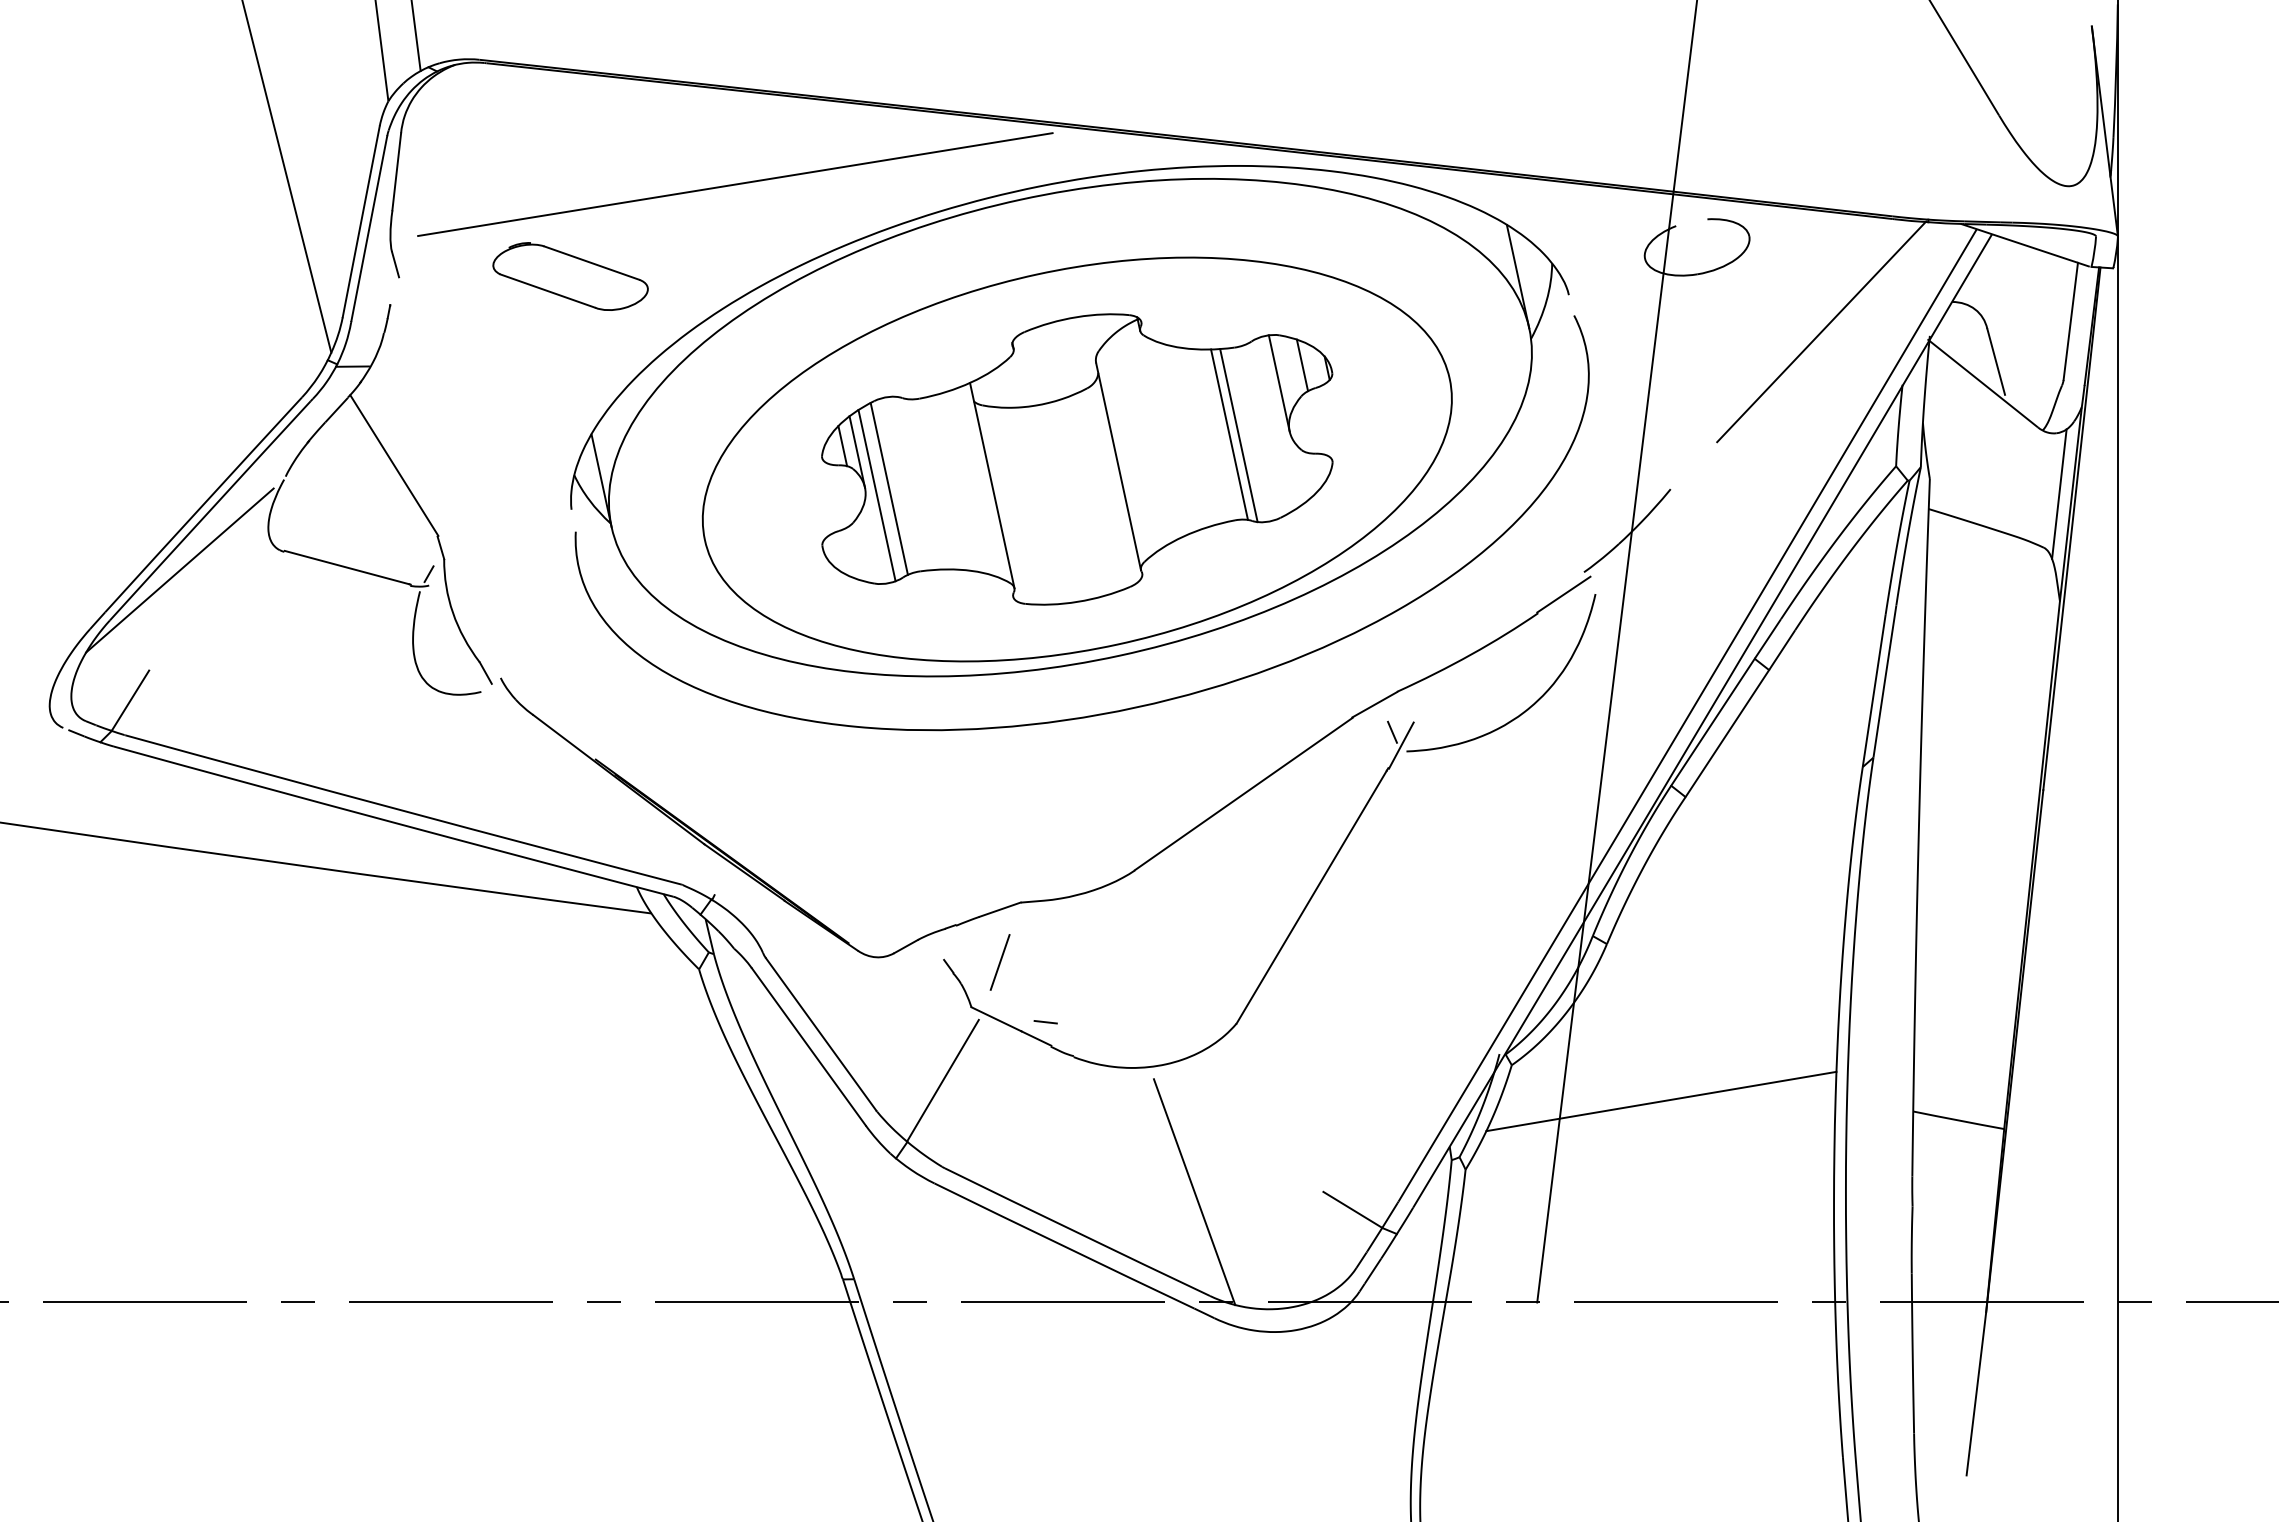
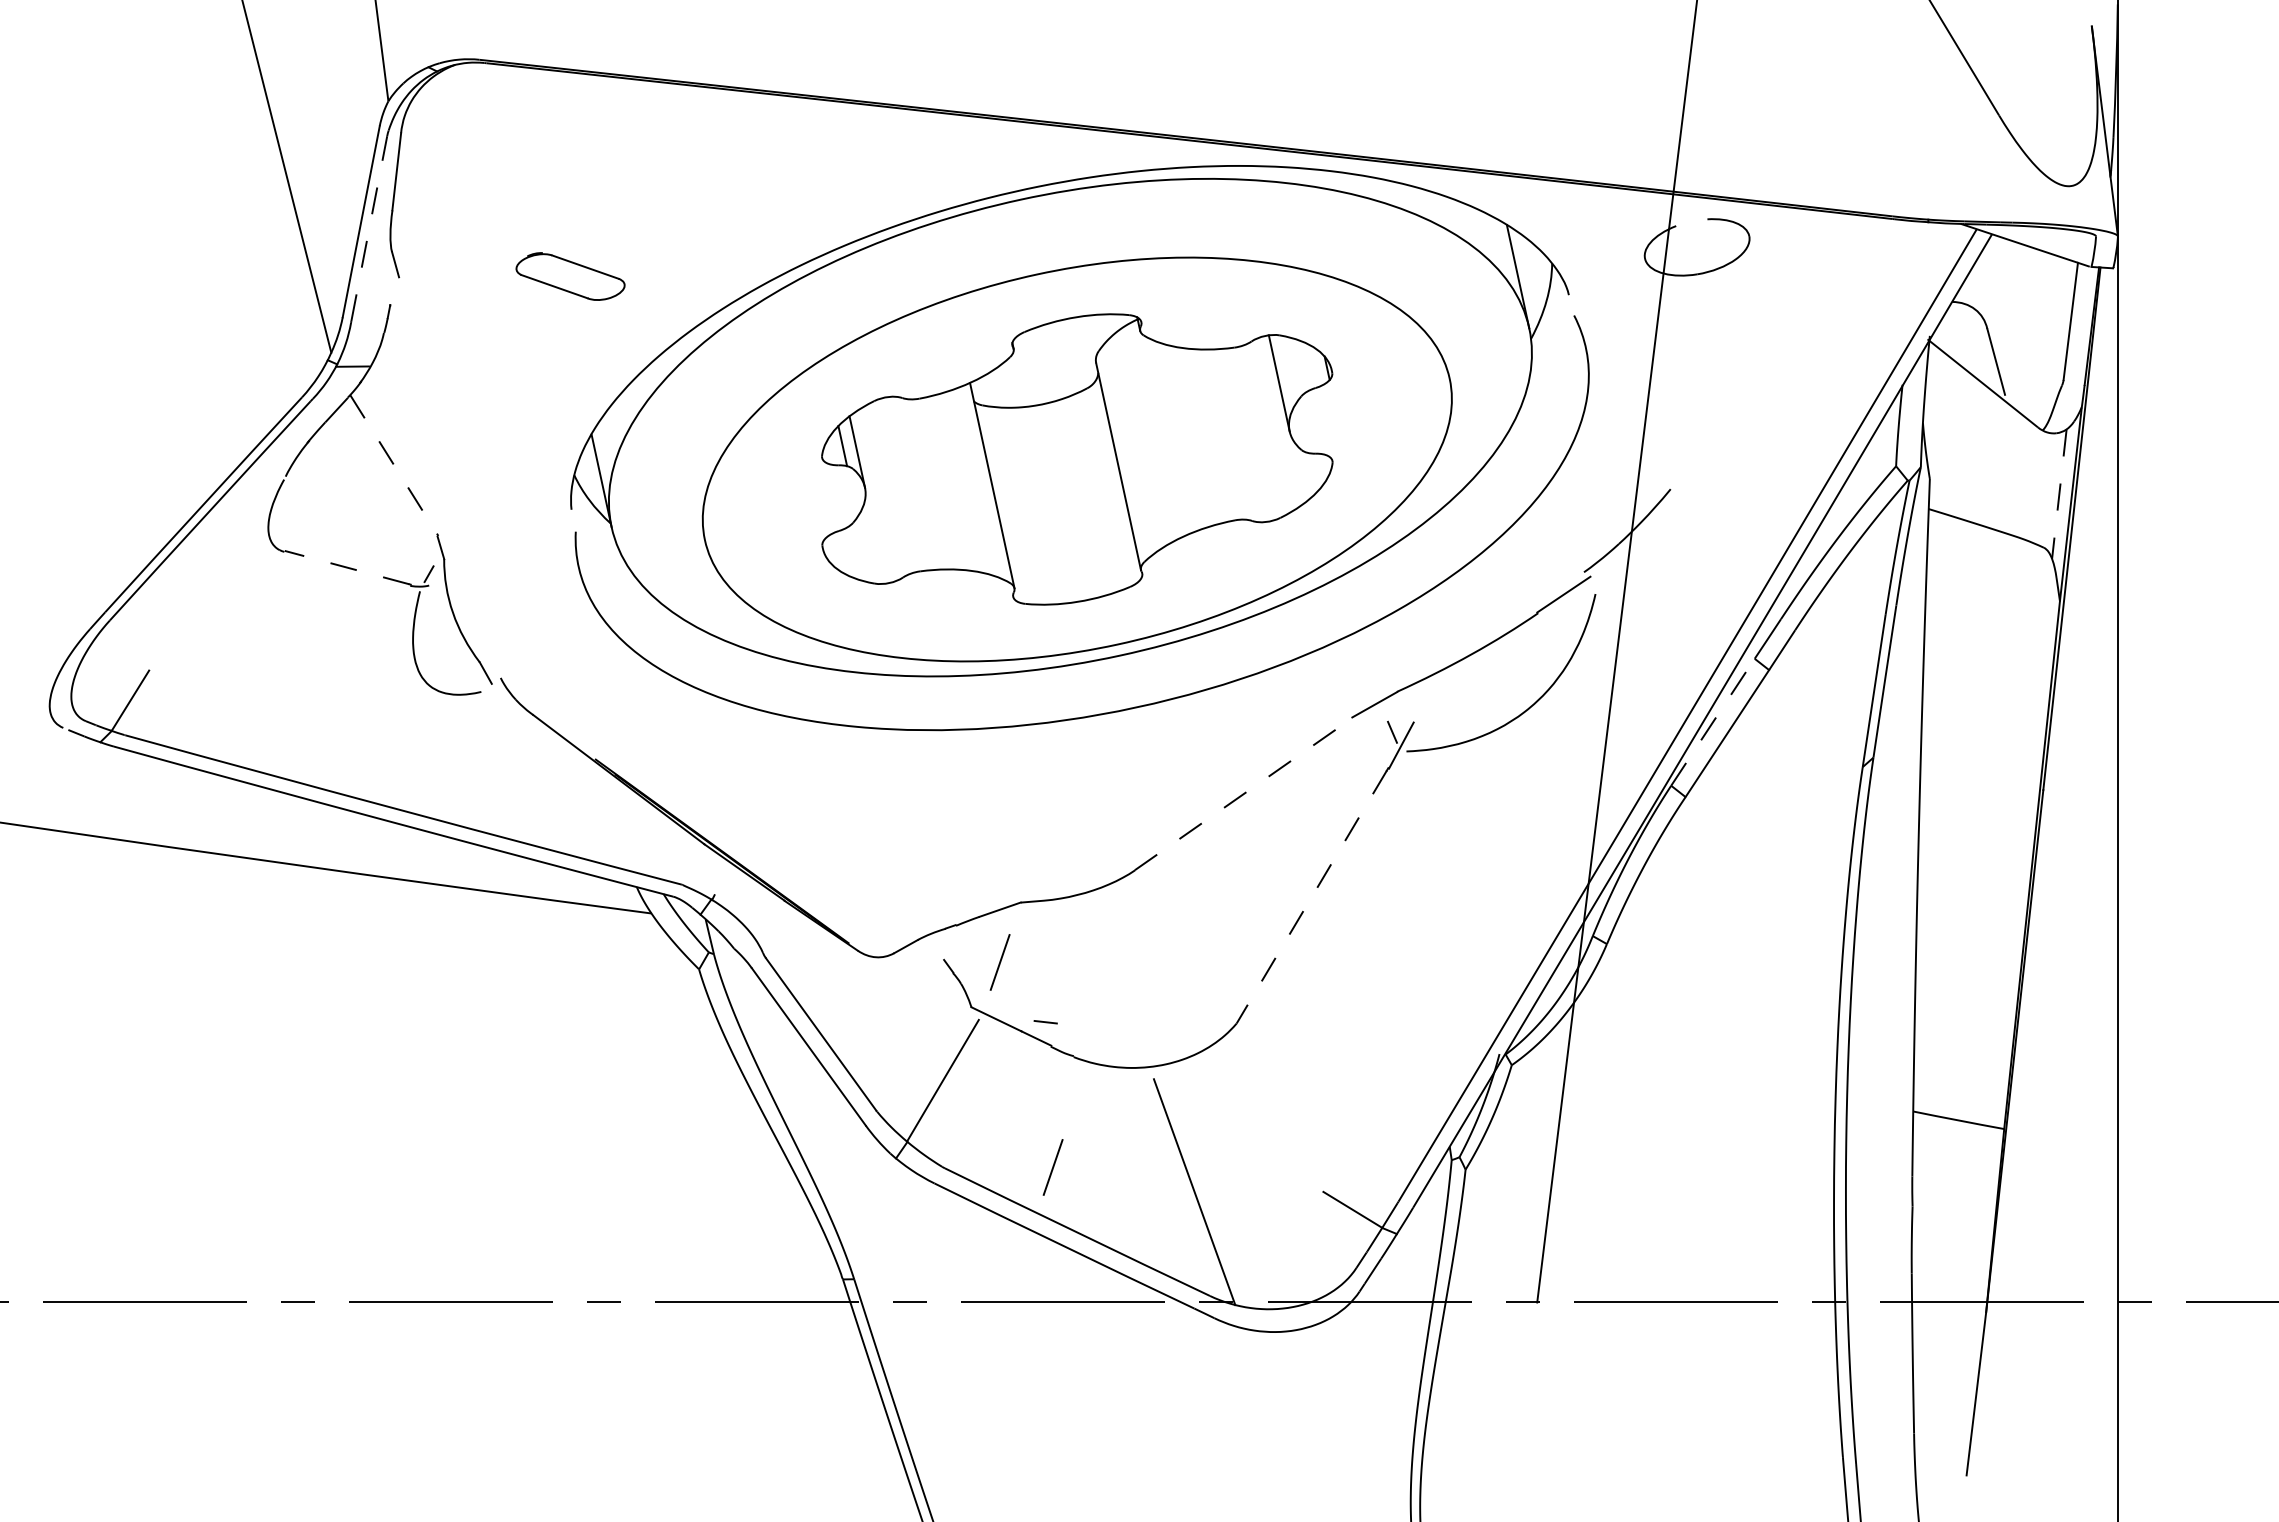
line: present -> none (415, 36)
line: present -> none (735, 184)
line: solid -> dashed (369, 228)
part size: 157x69 px -> 111x49 px (570, 276)
line: present -> none (1821, 331)
line: present -> none (1302, 365)
line: present -> none (1229, 434)
line: present -> none (1238, 435)
line: solid -> dashed (394, 465)
line: present -> none (888, 488)
line: solid -> dashed (2059, 494)
line: present -> none (876, 495)
line: solid -> dashed (346, 567)
line: present -> none (179, 570)
line: solid -> dashed (1712, 722)
line: solid -> dashed (1243, 794)
line: solid -> dashed (1311, 897)
line: present -> none (1661, 1101)
line: none -> present (1052, 1167)
